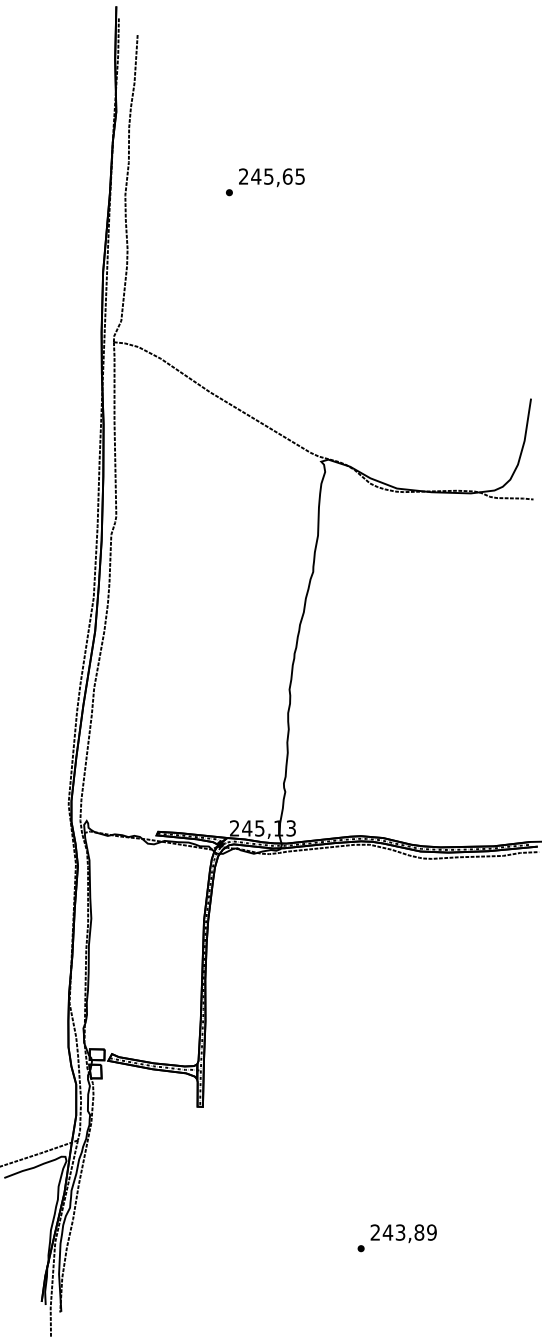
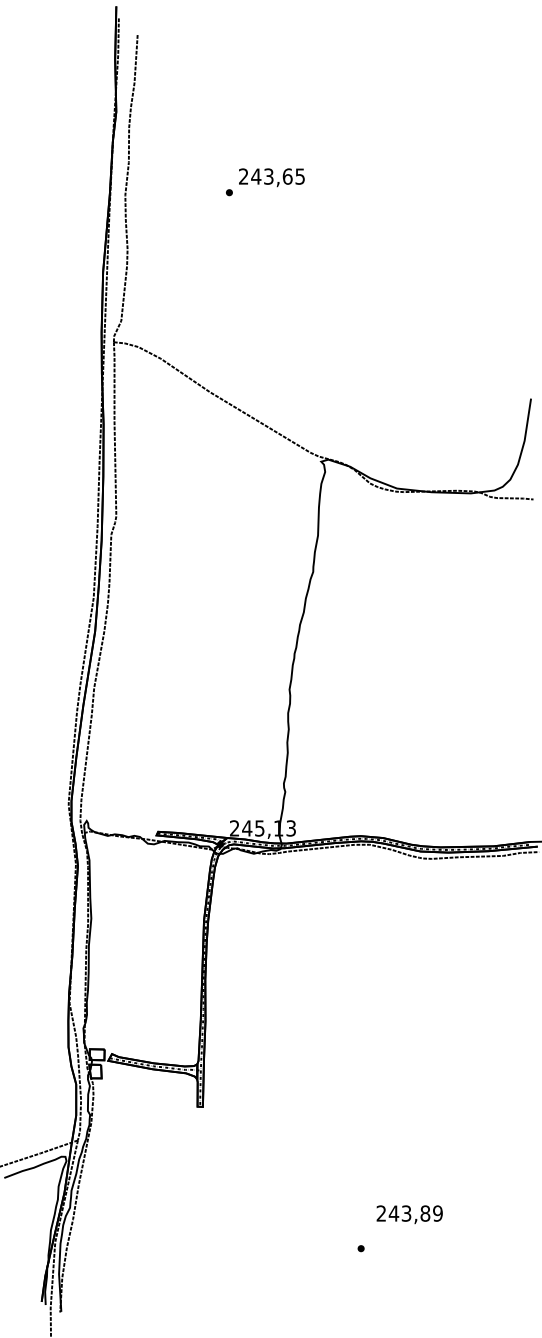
text: 245,65 -> 243,65 (268, 175)
text position: (403, 1233) -> (409, 1214) (409, 1214)
